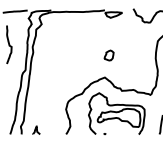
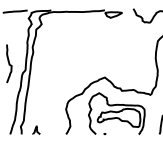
curve position: (9, 44) -> (9, 63) (9, 63)
part: present -> none (108, 55)
